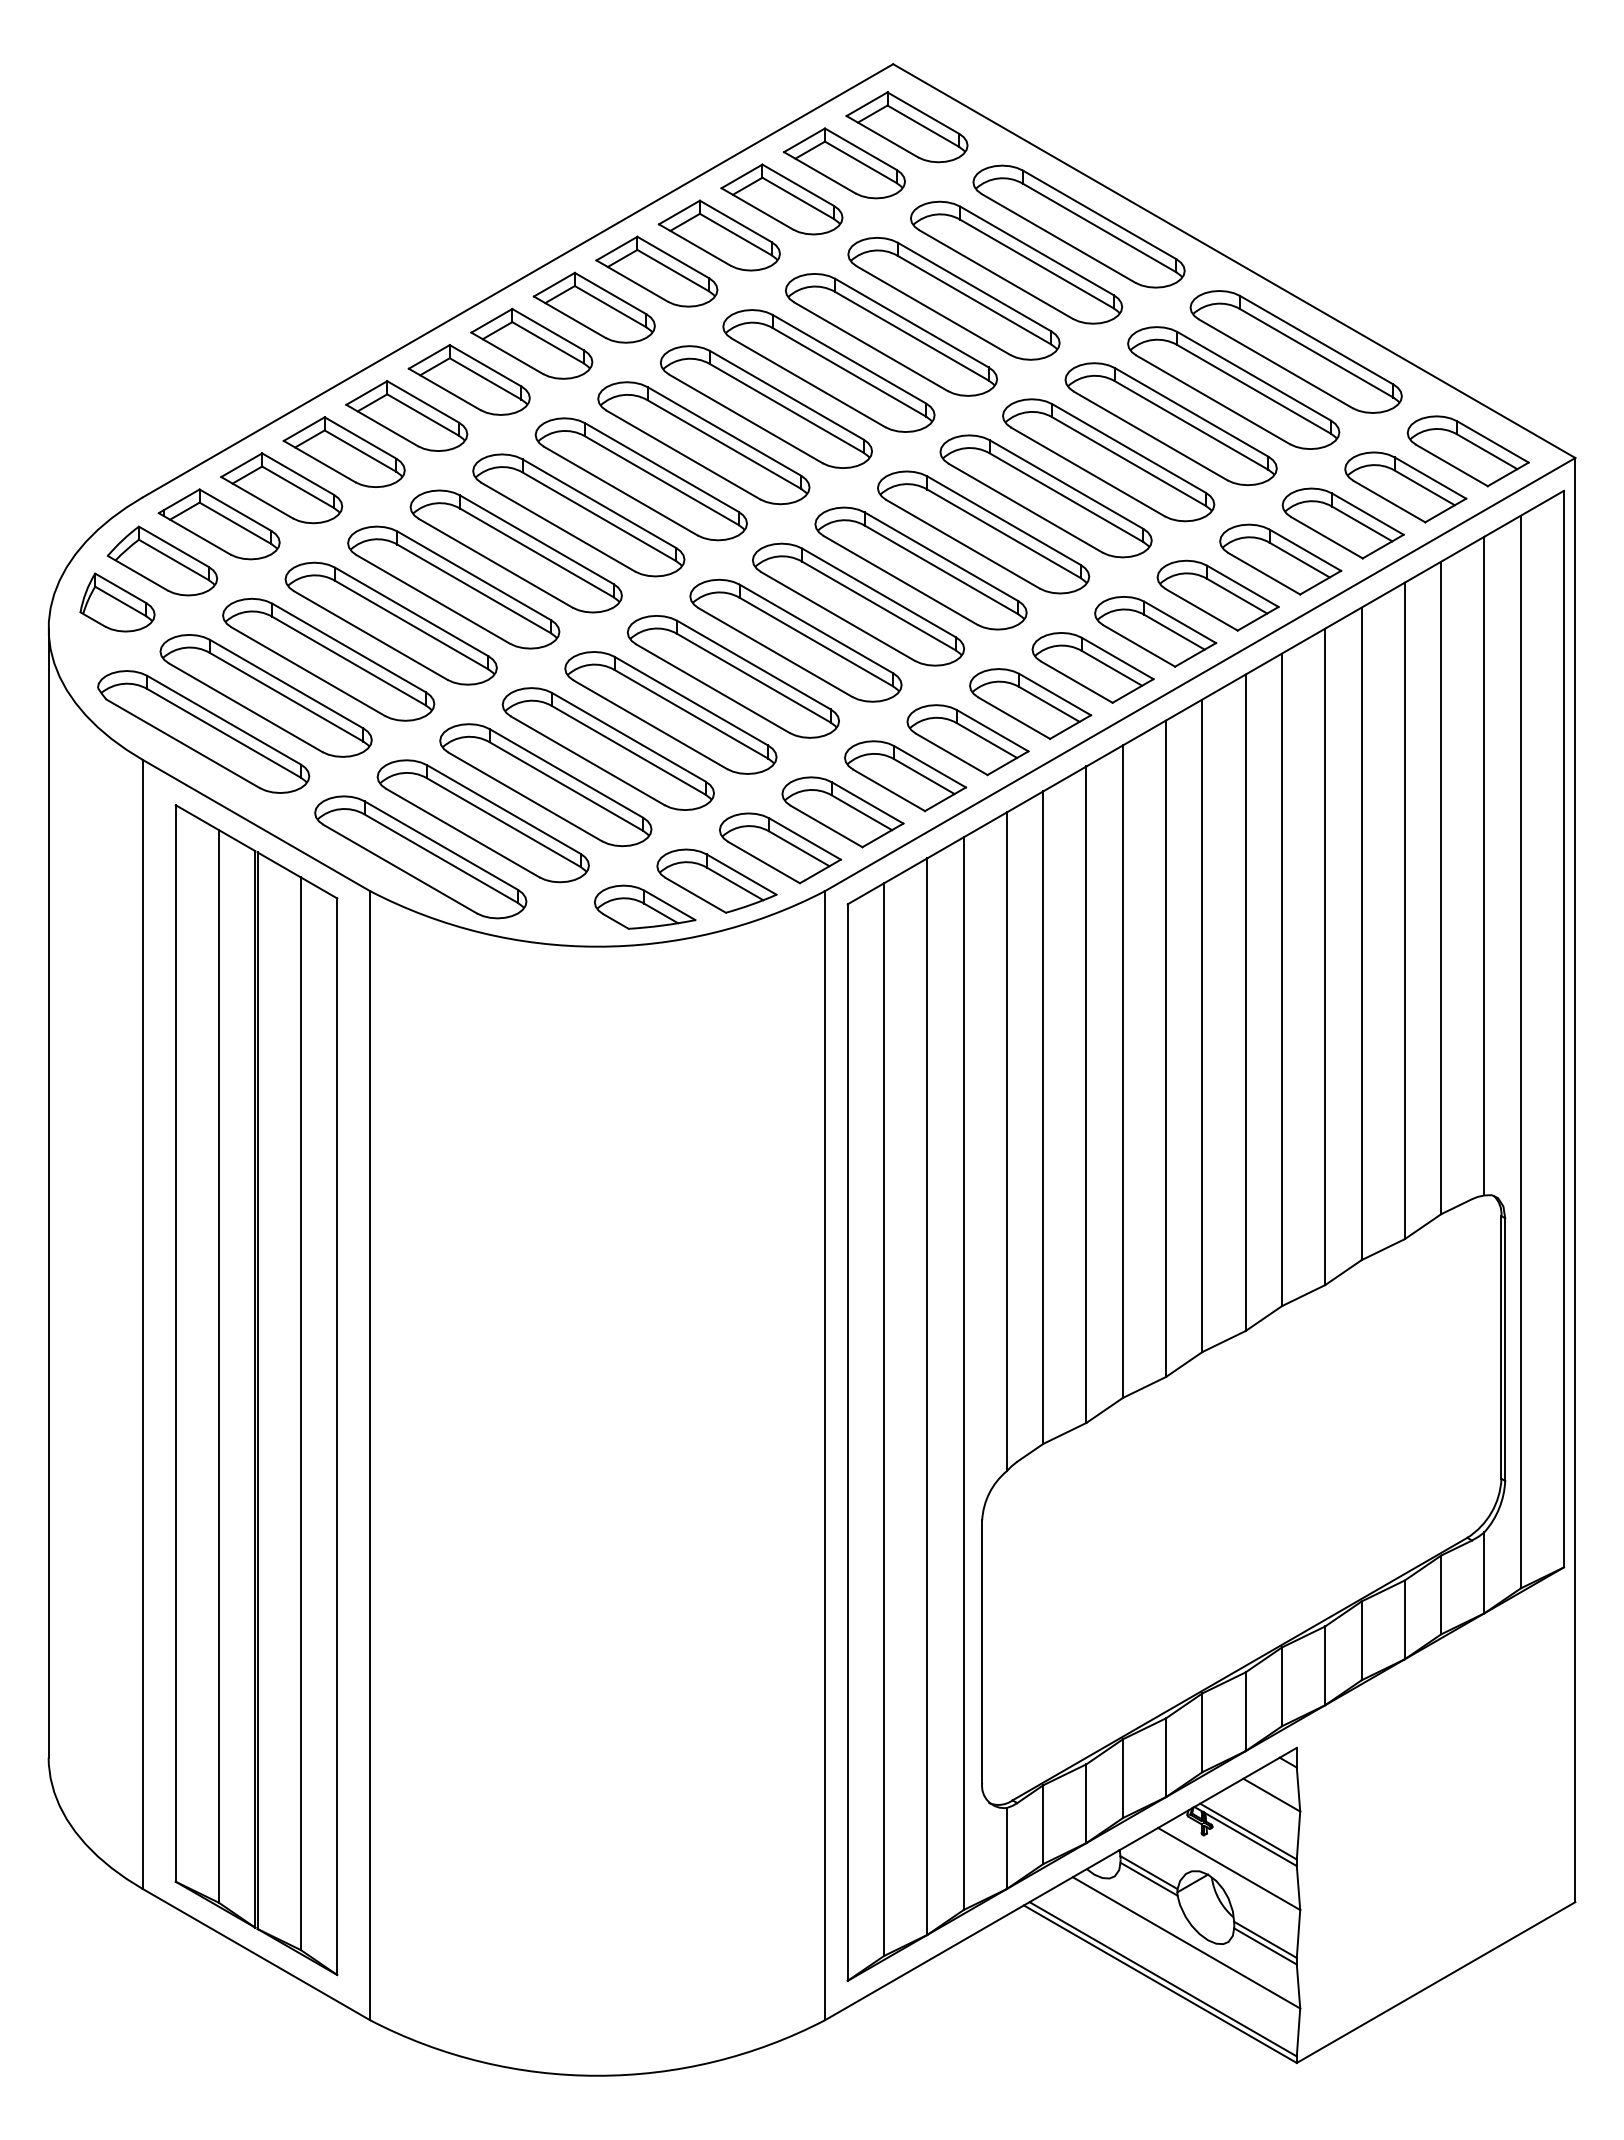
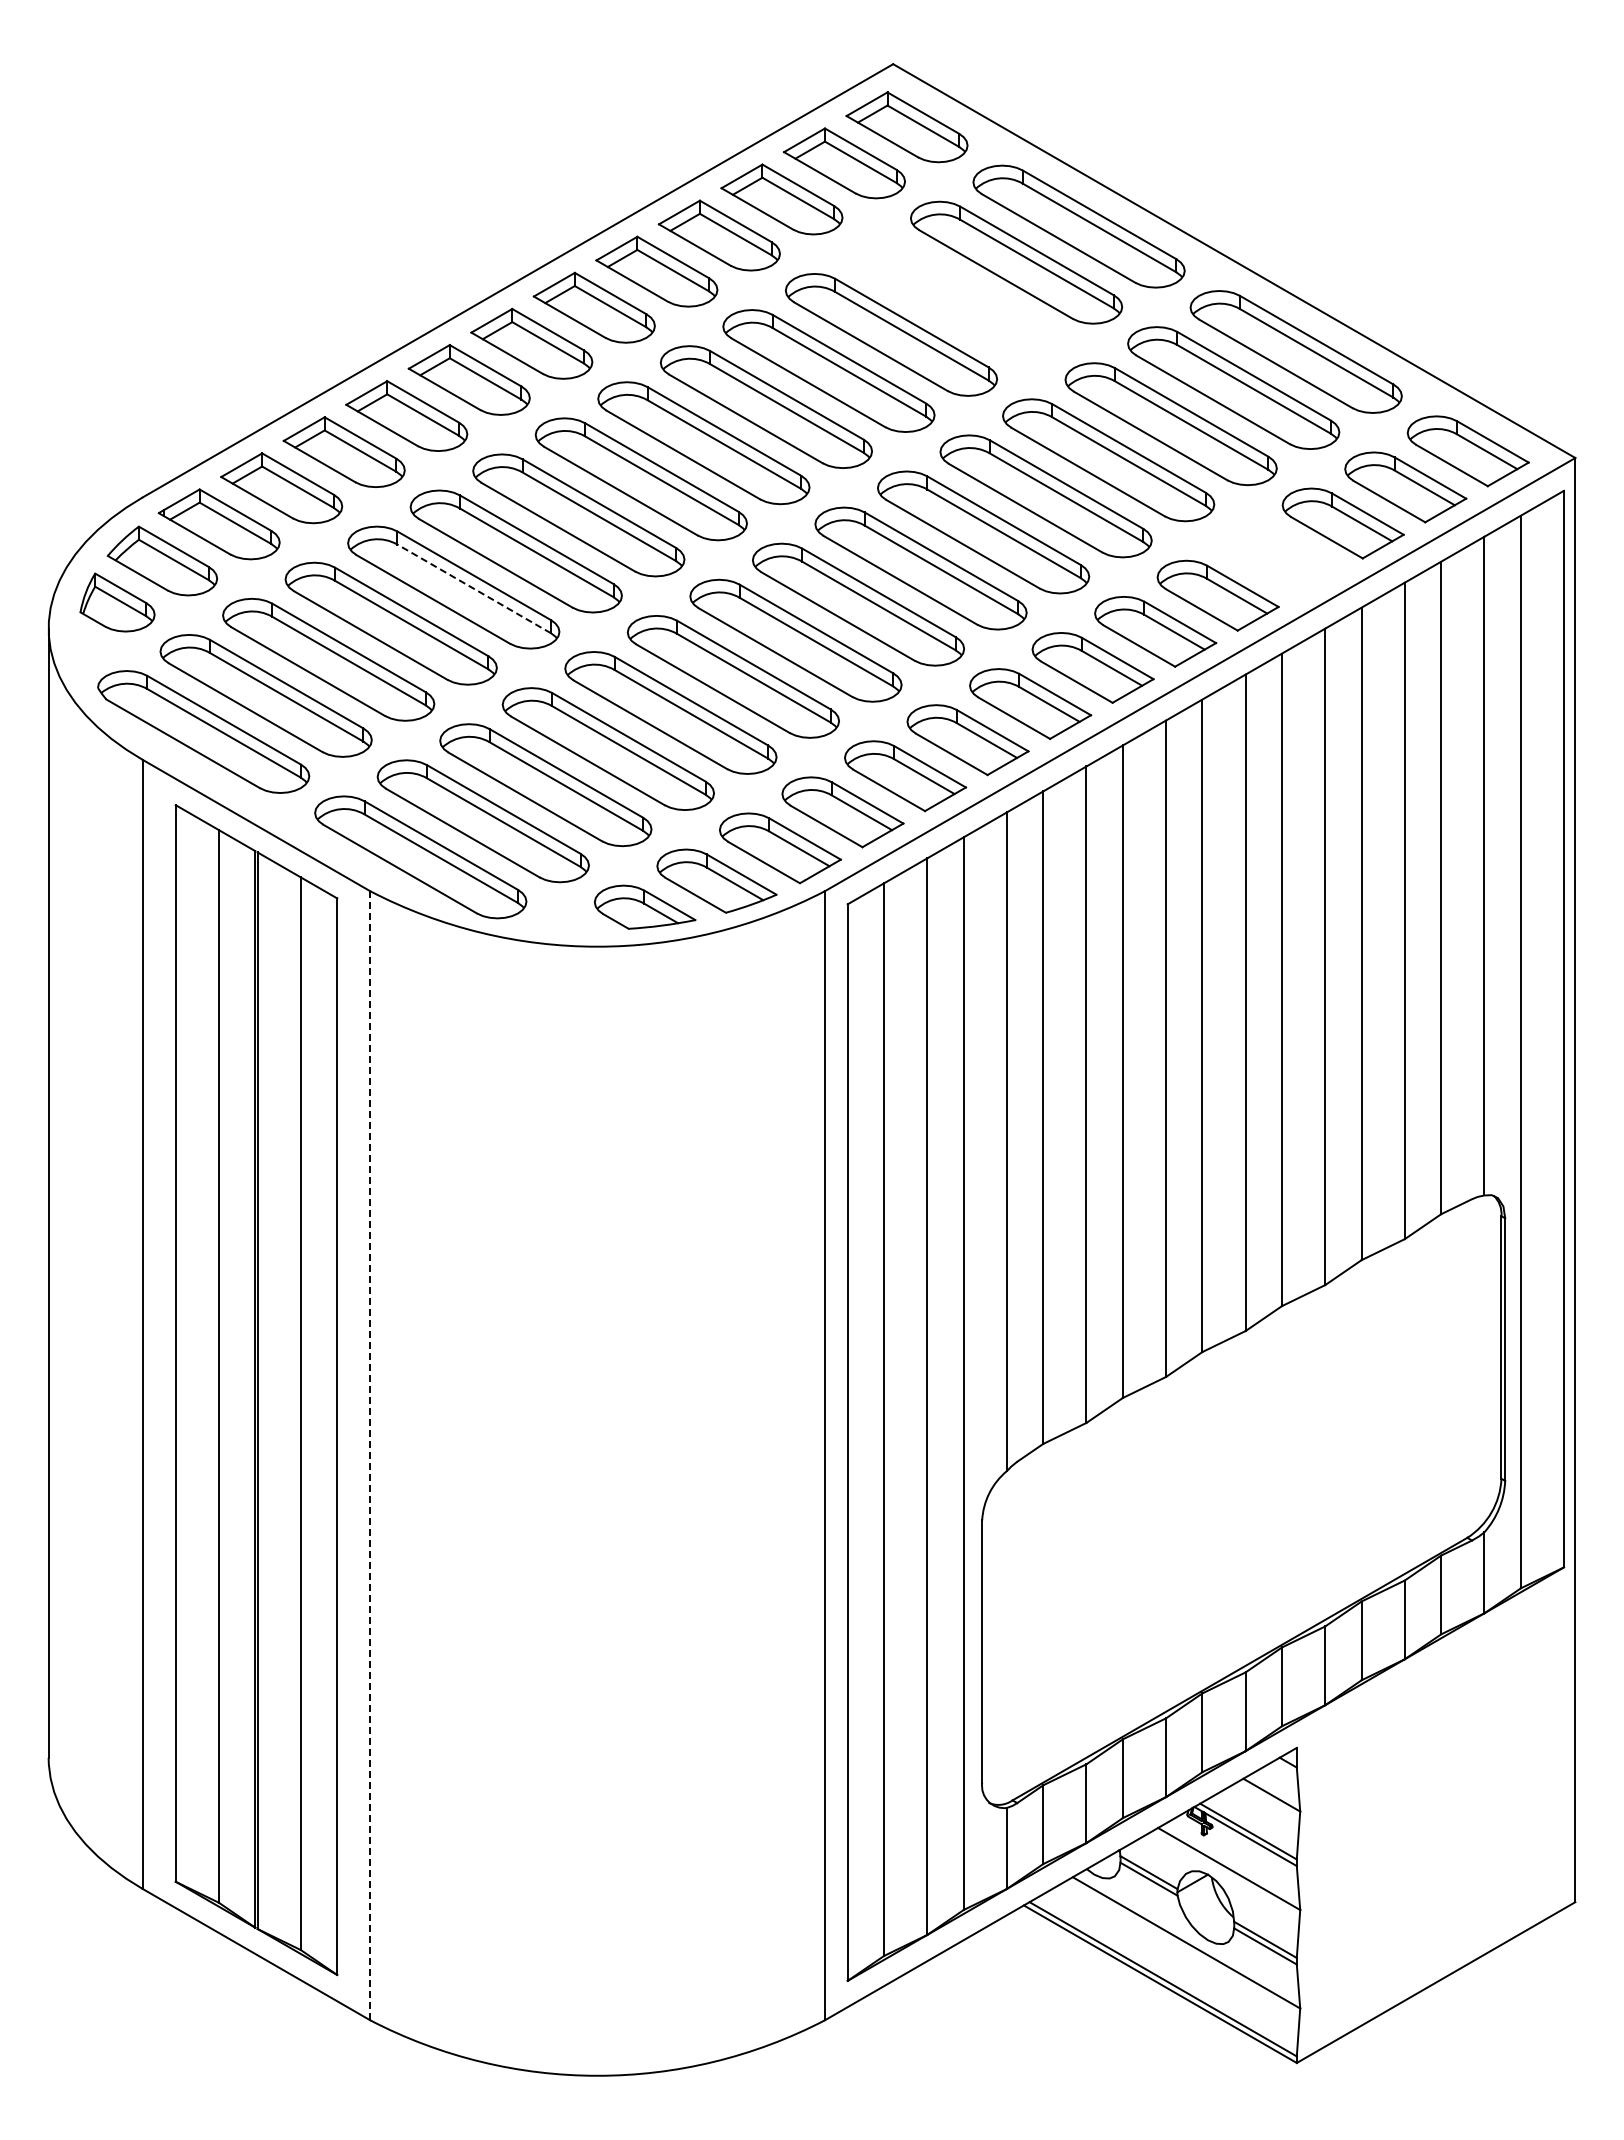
part: present -> none (953, 298)
part: present -> none (1280, 559)
line: solid -> dashed (474, 588)
line: solid -> dashed (370, 1455)
